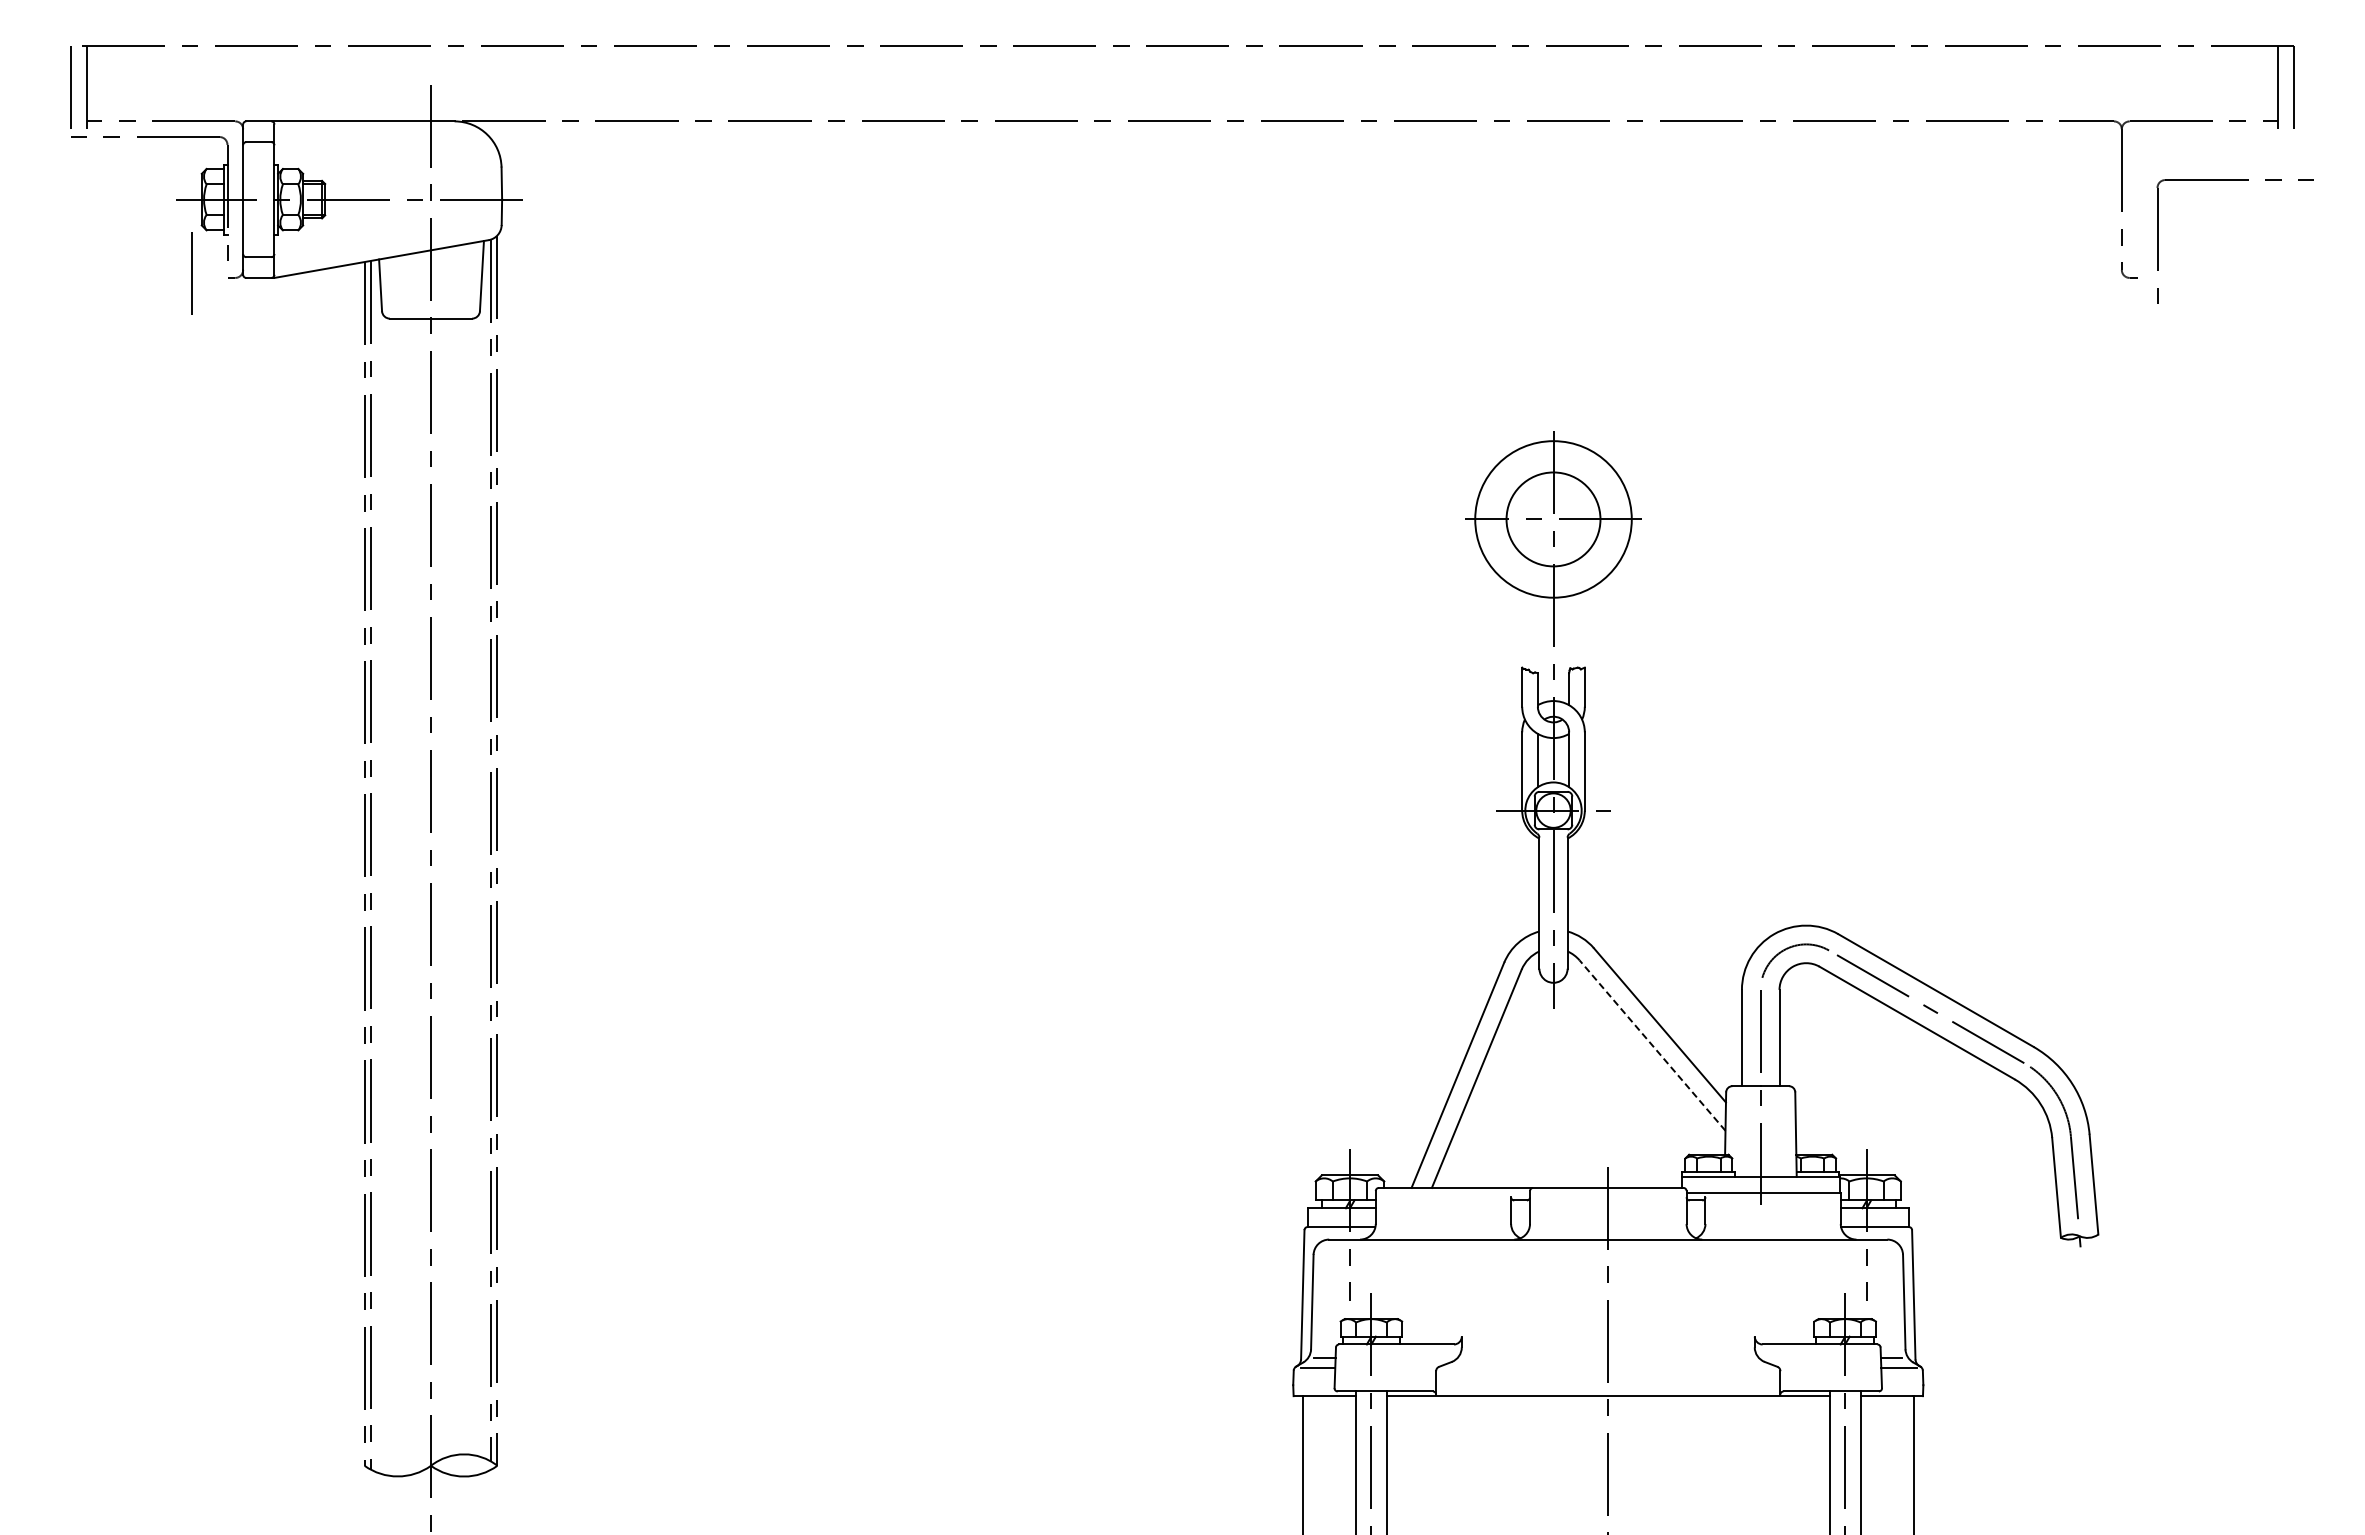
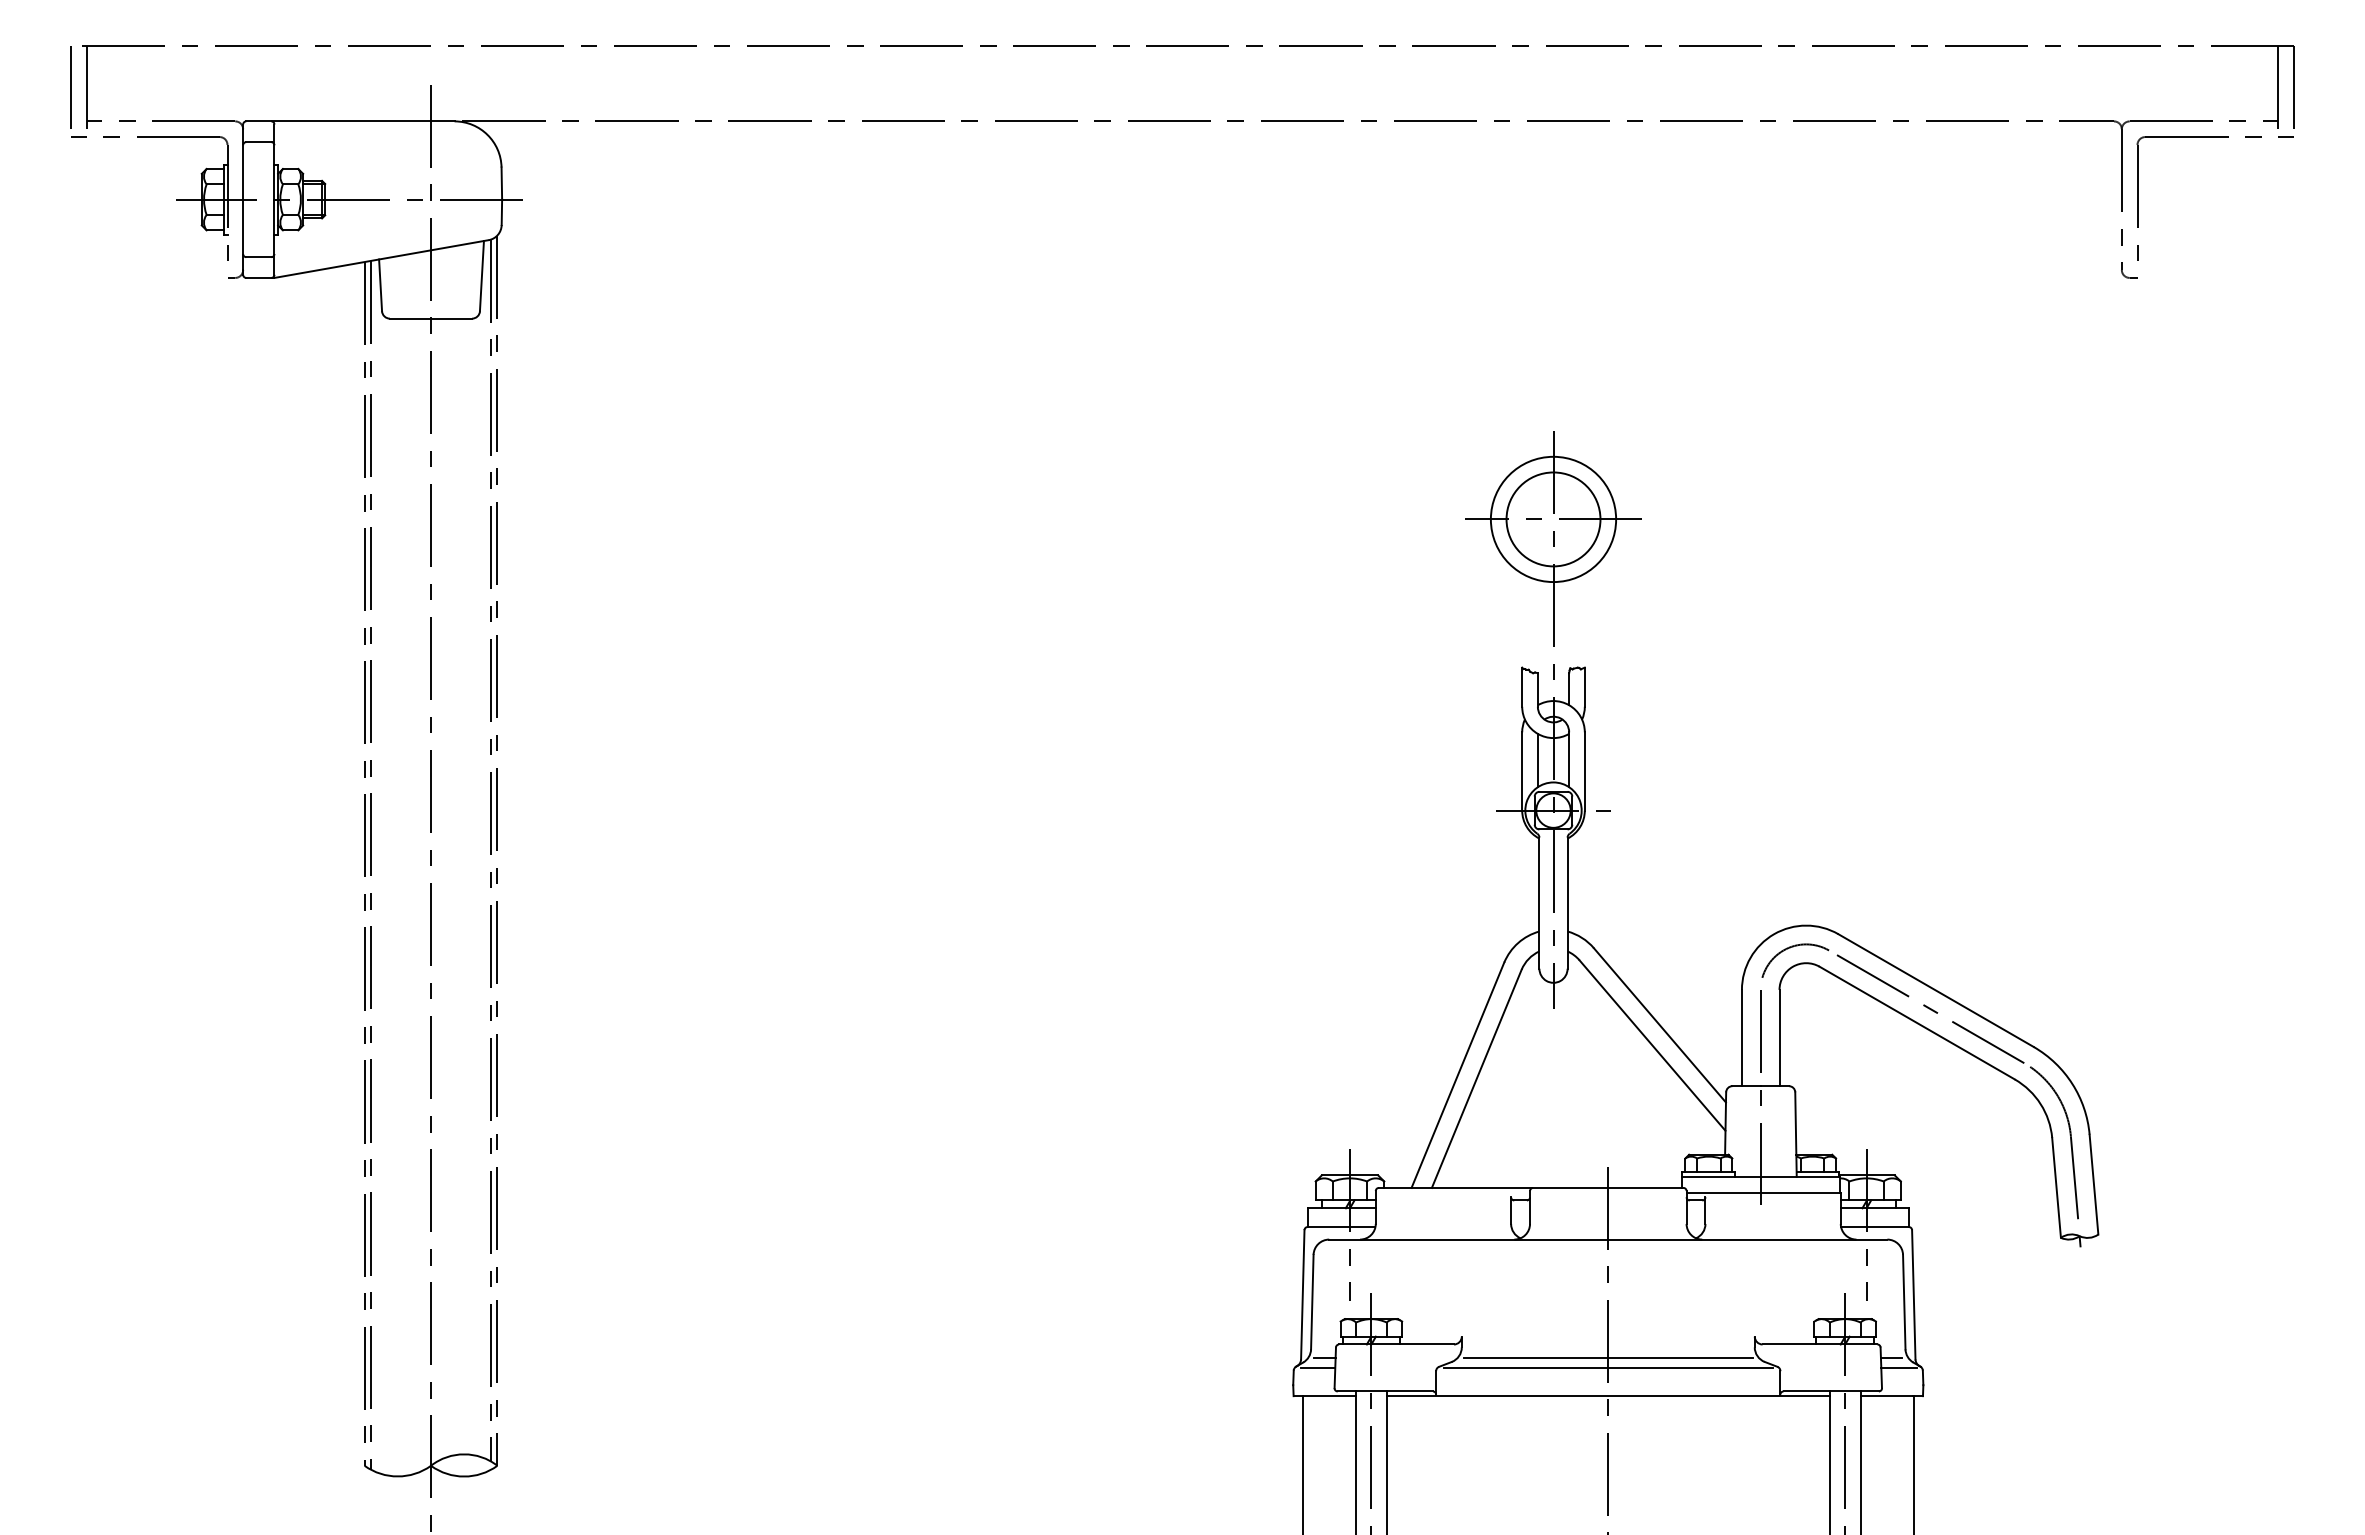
part position: (2234, 180) -> (2214, 137) (2214, 137)
line: present -> none (191, 273)
circle diameter: 157 px -> 125 px (1553, 519)
line: dashed -> solid (1652, 1045)
line: none -> present (1607, 1358)
line: none -> present (1607, 1367)
